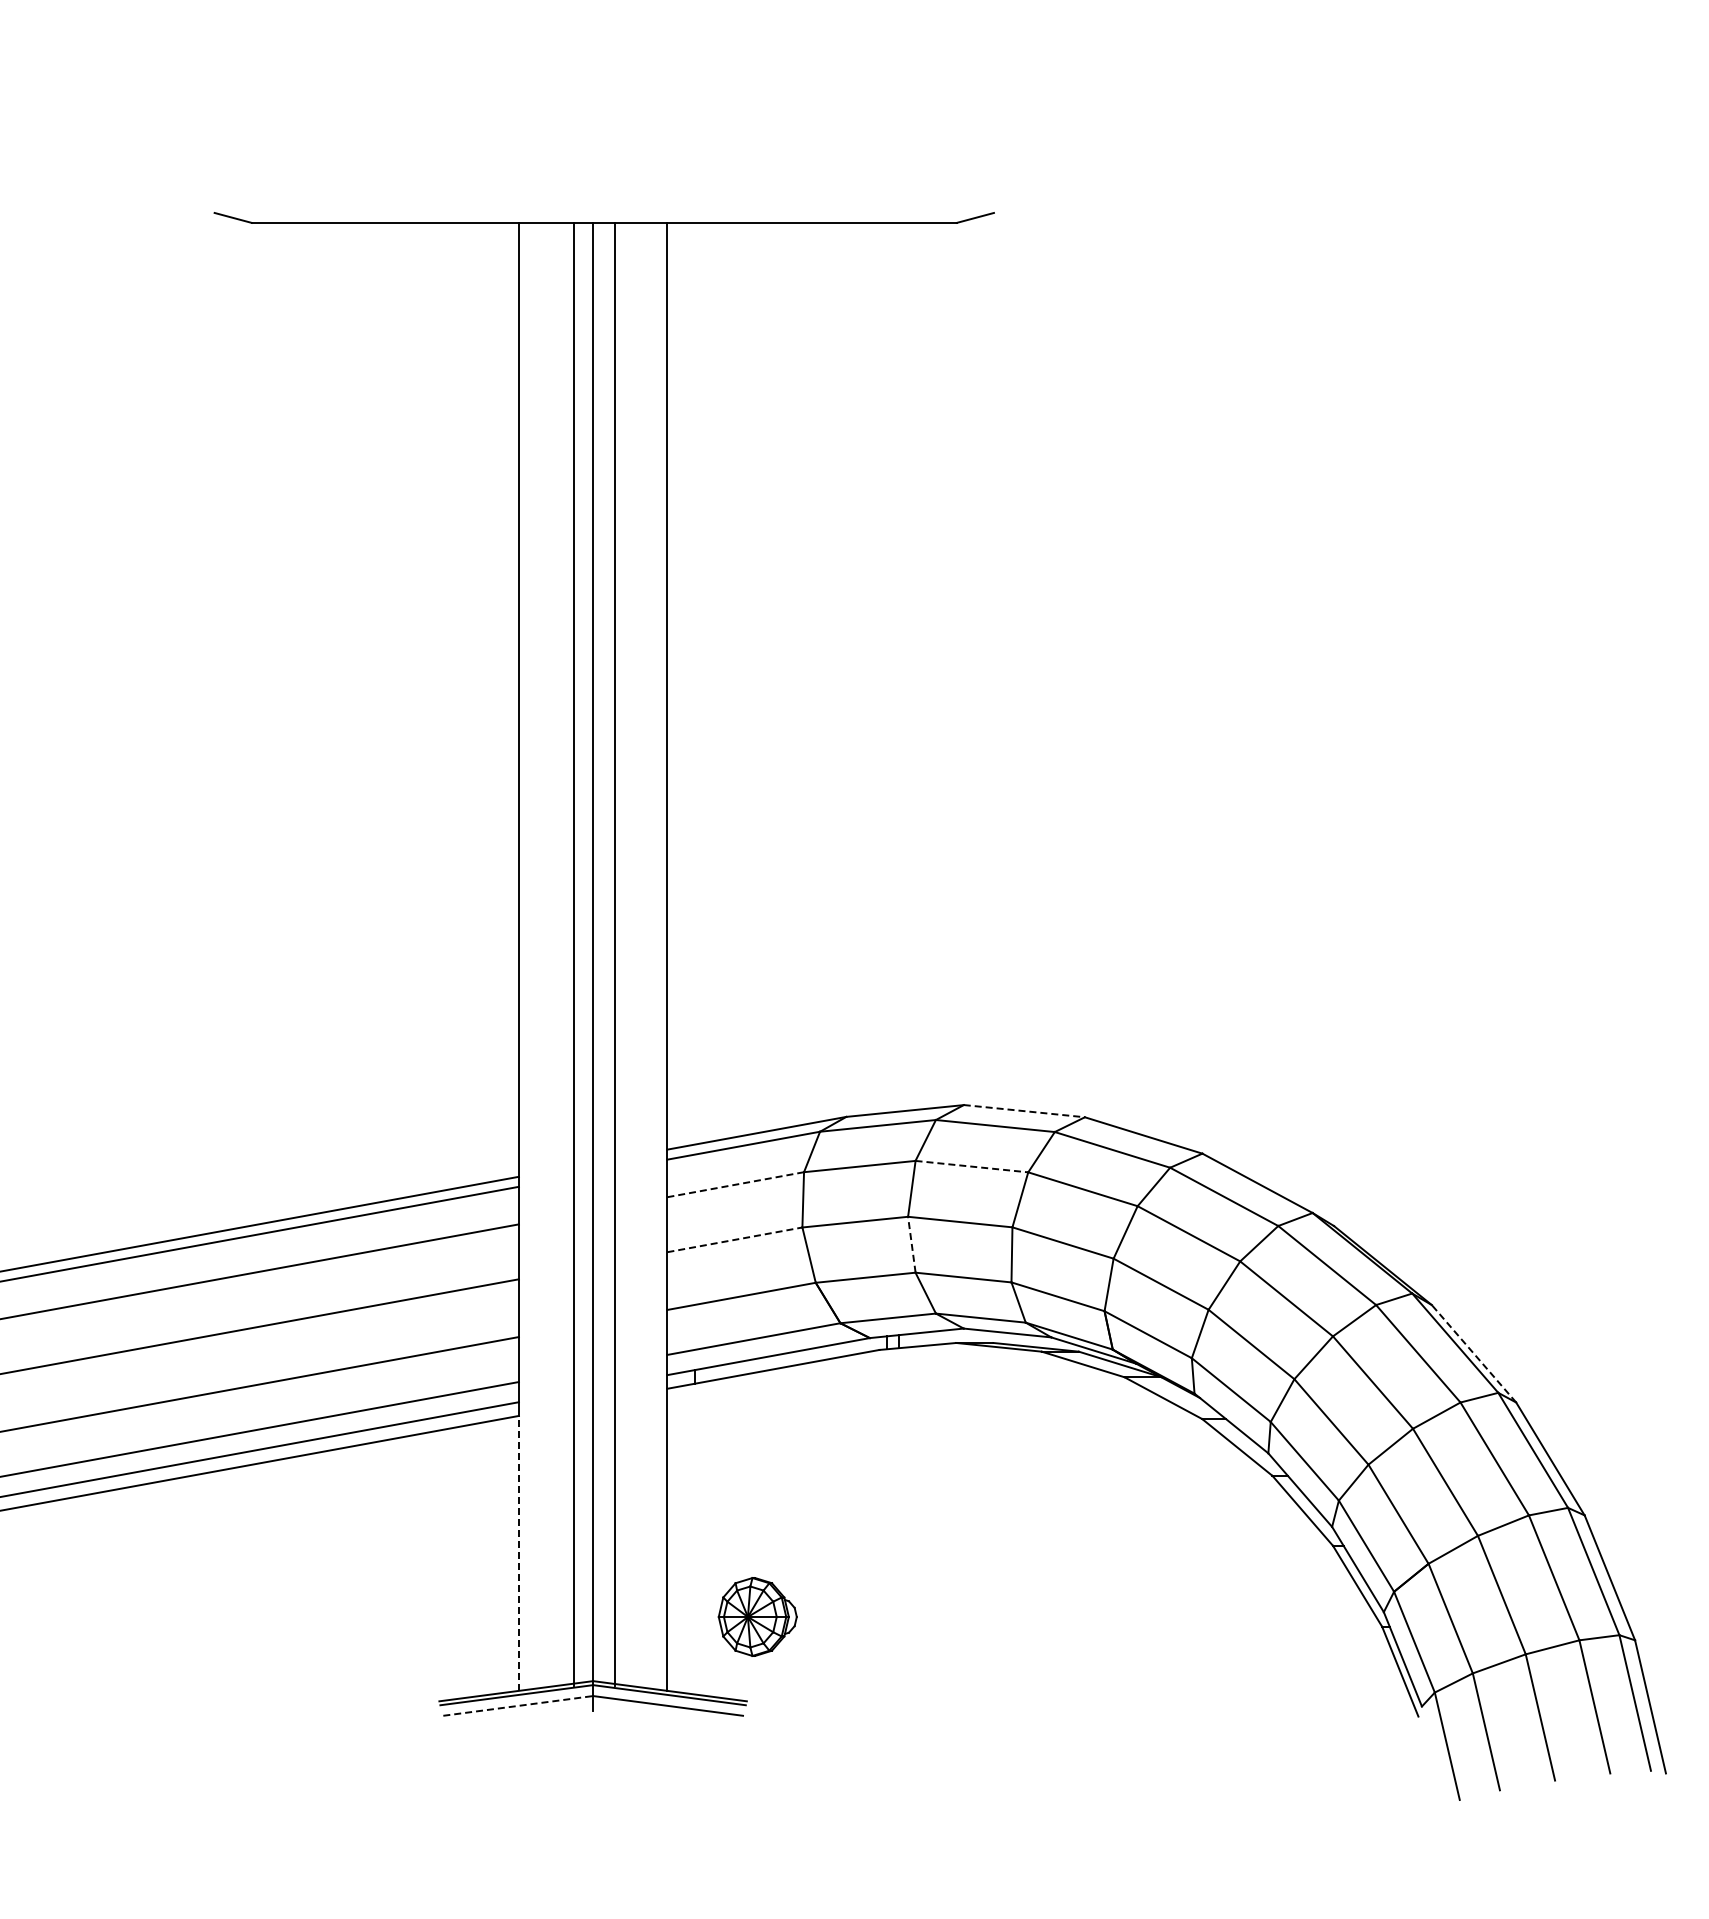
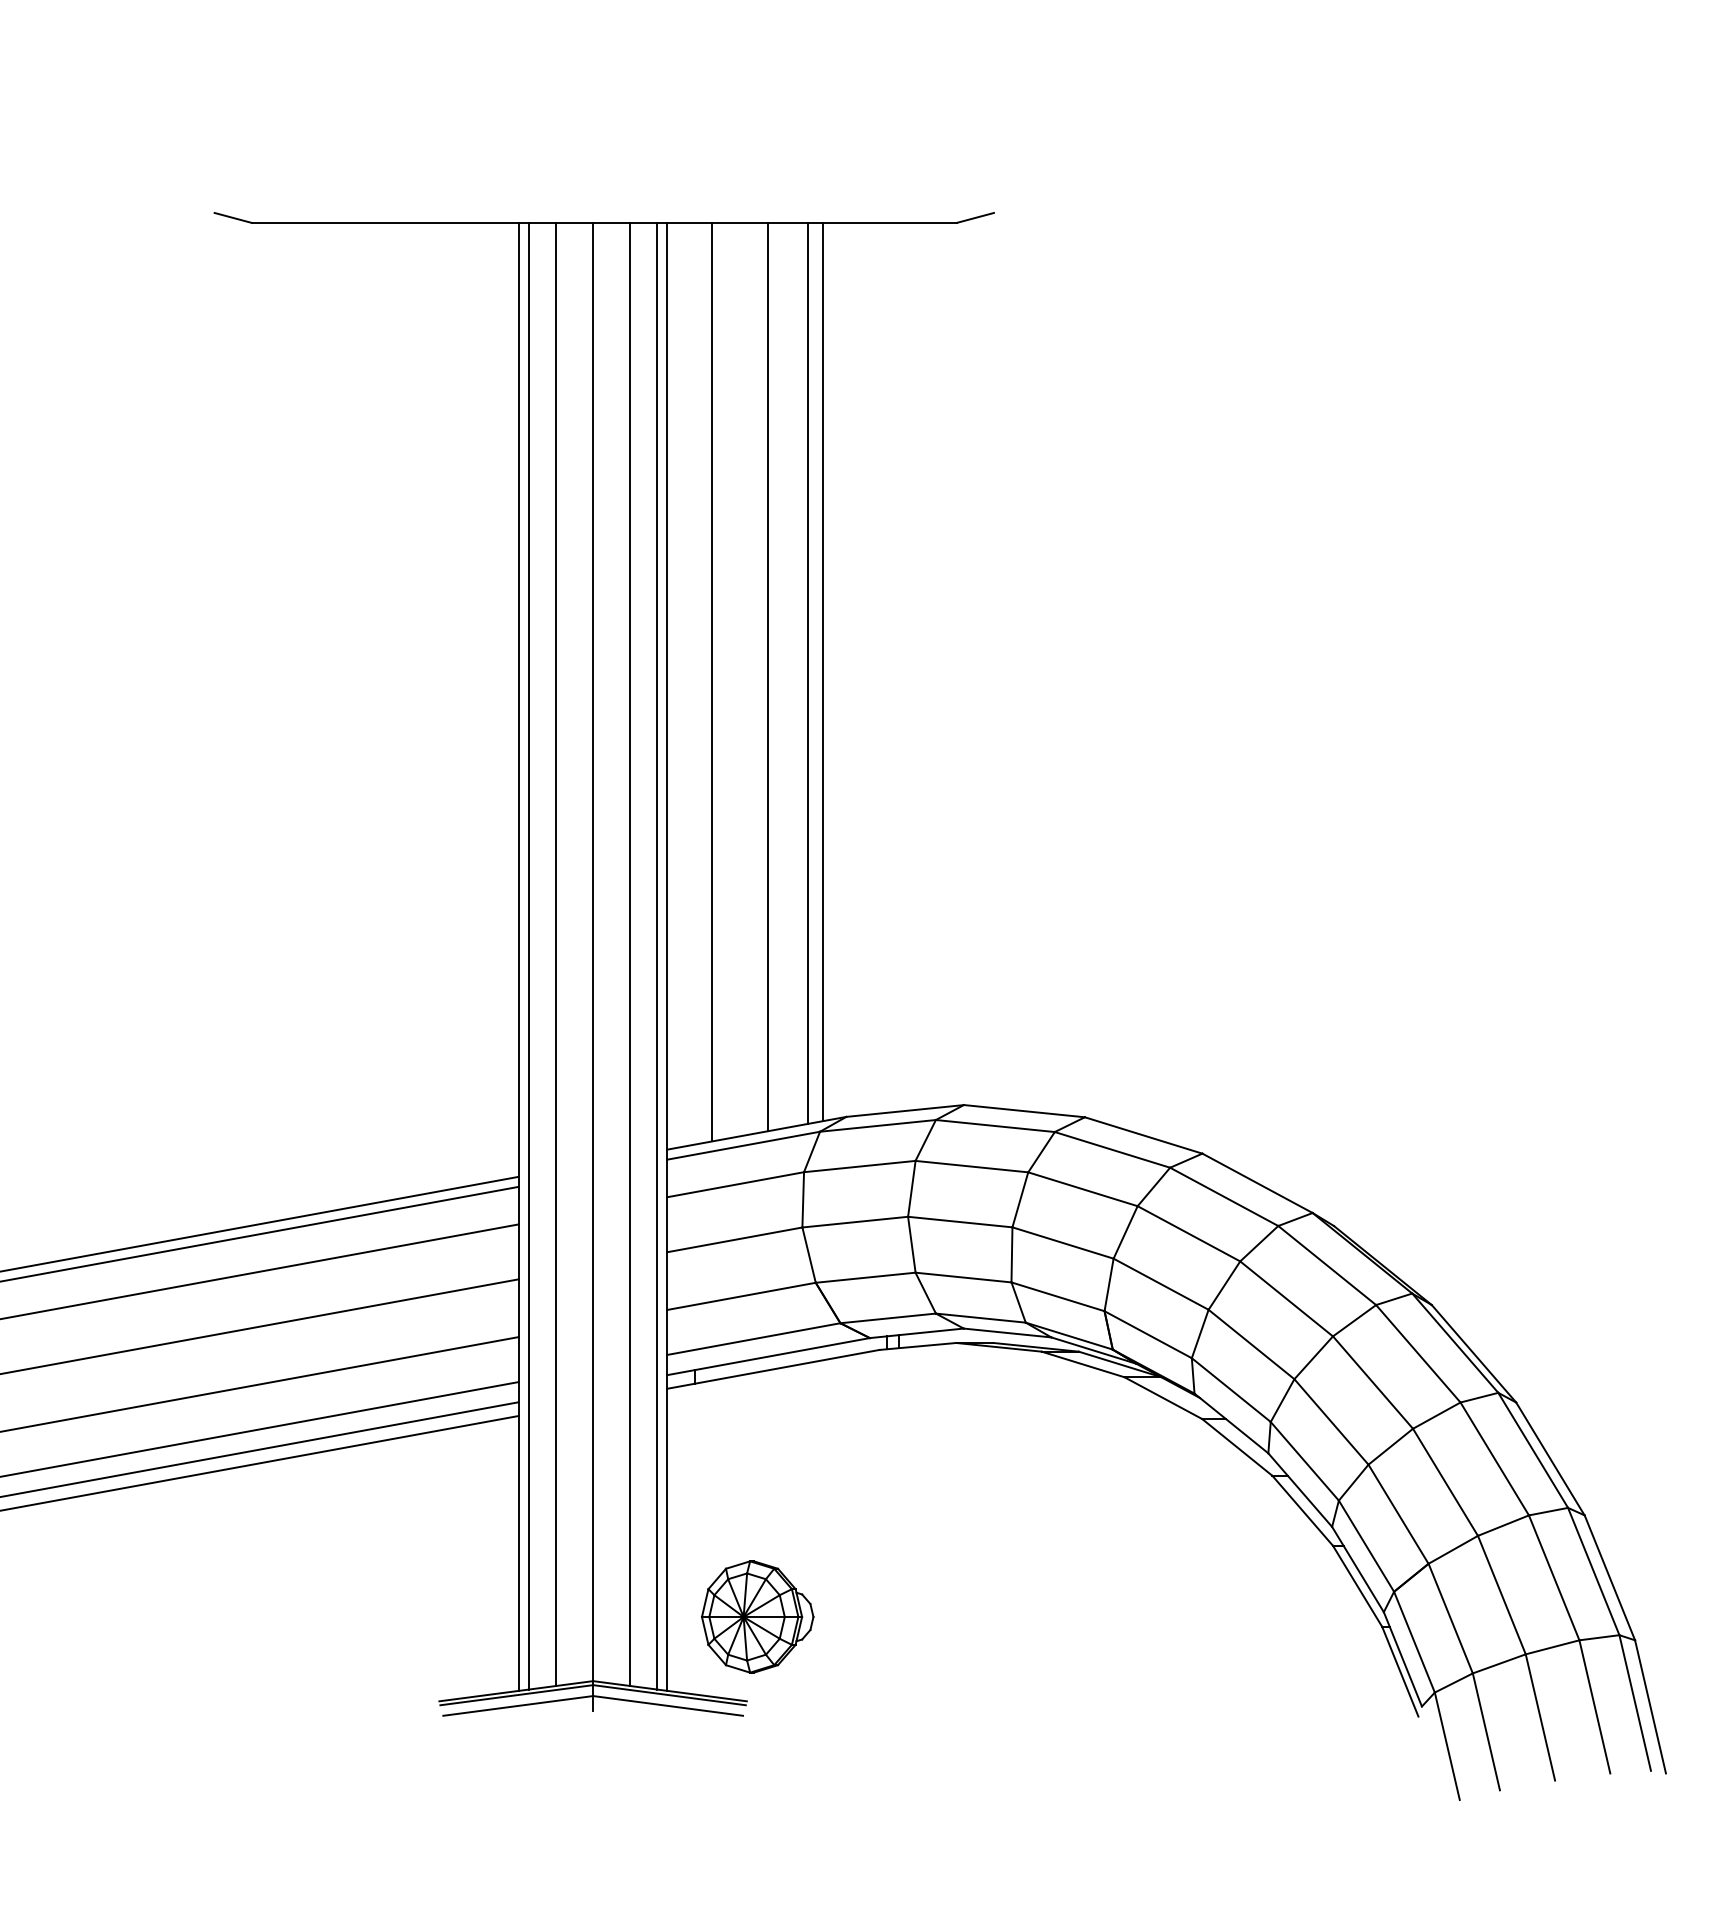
line: none -> present (823, 671)
line: none -> present (808, 672)
line: none -> present (767, 676)
line: none -> present (711, 681)
line position: (574, 954) -> (556, 954) (556, 954)
line position: (615, 954) -> (630, 954) (630, 954)
line: none -> present (528, 955)
line: none -> present (657, 955)
line: dashed -> solid (1024, 1111)
line: dashed -> solid (971, 1166)
line: dashed -> solid (736, 1184)
line: dashed -> solid (734, 1239)
line: dashed -> solid (911, 1244)
line: dashed -> solid (1473, 1353)
line: dashed -> solid (518, 1552)
part size: 81x80 px -> 114x114 px (757, 1616)
line: dashed -> solid (518, 1705)
